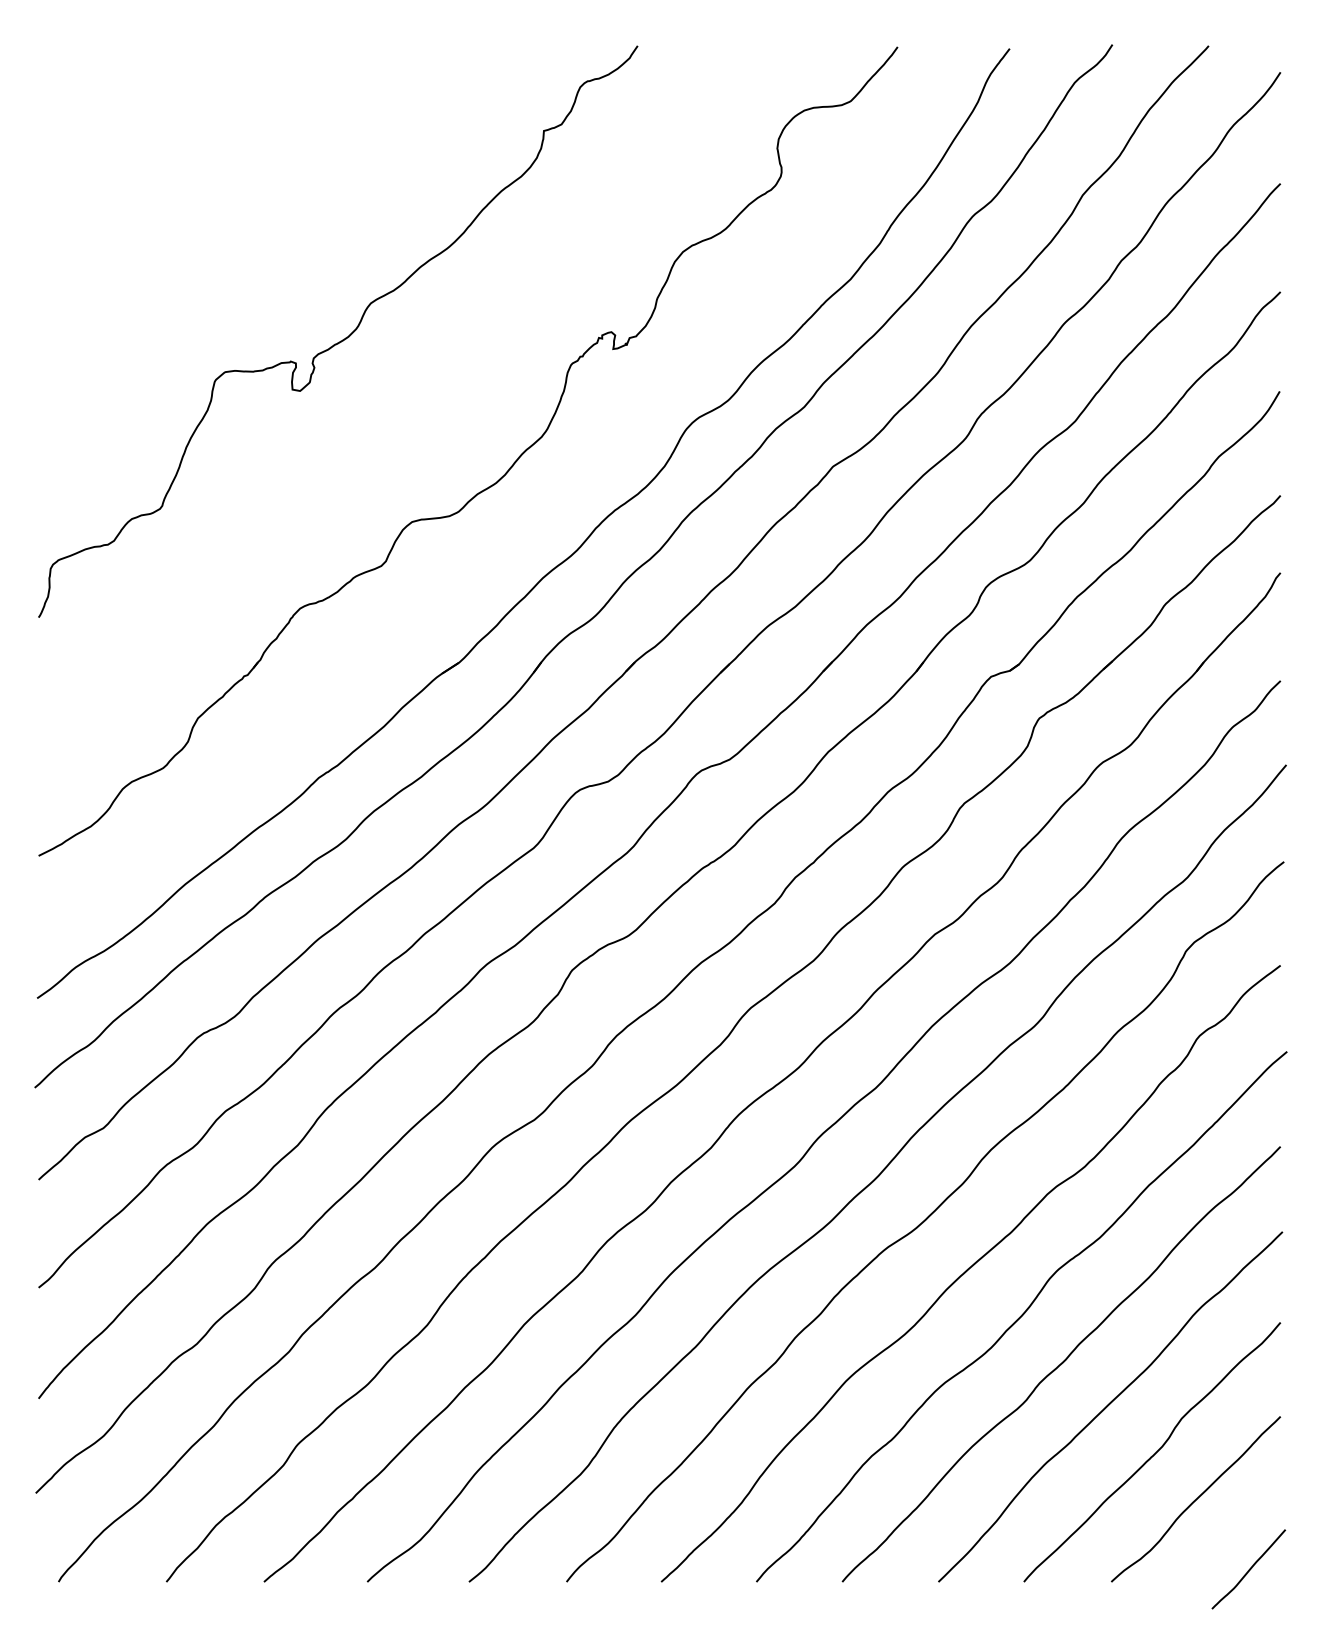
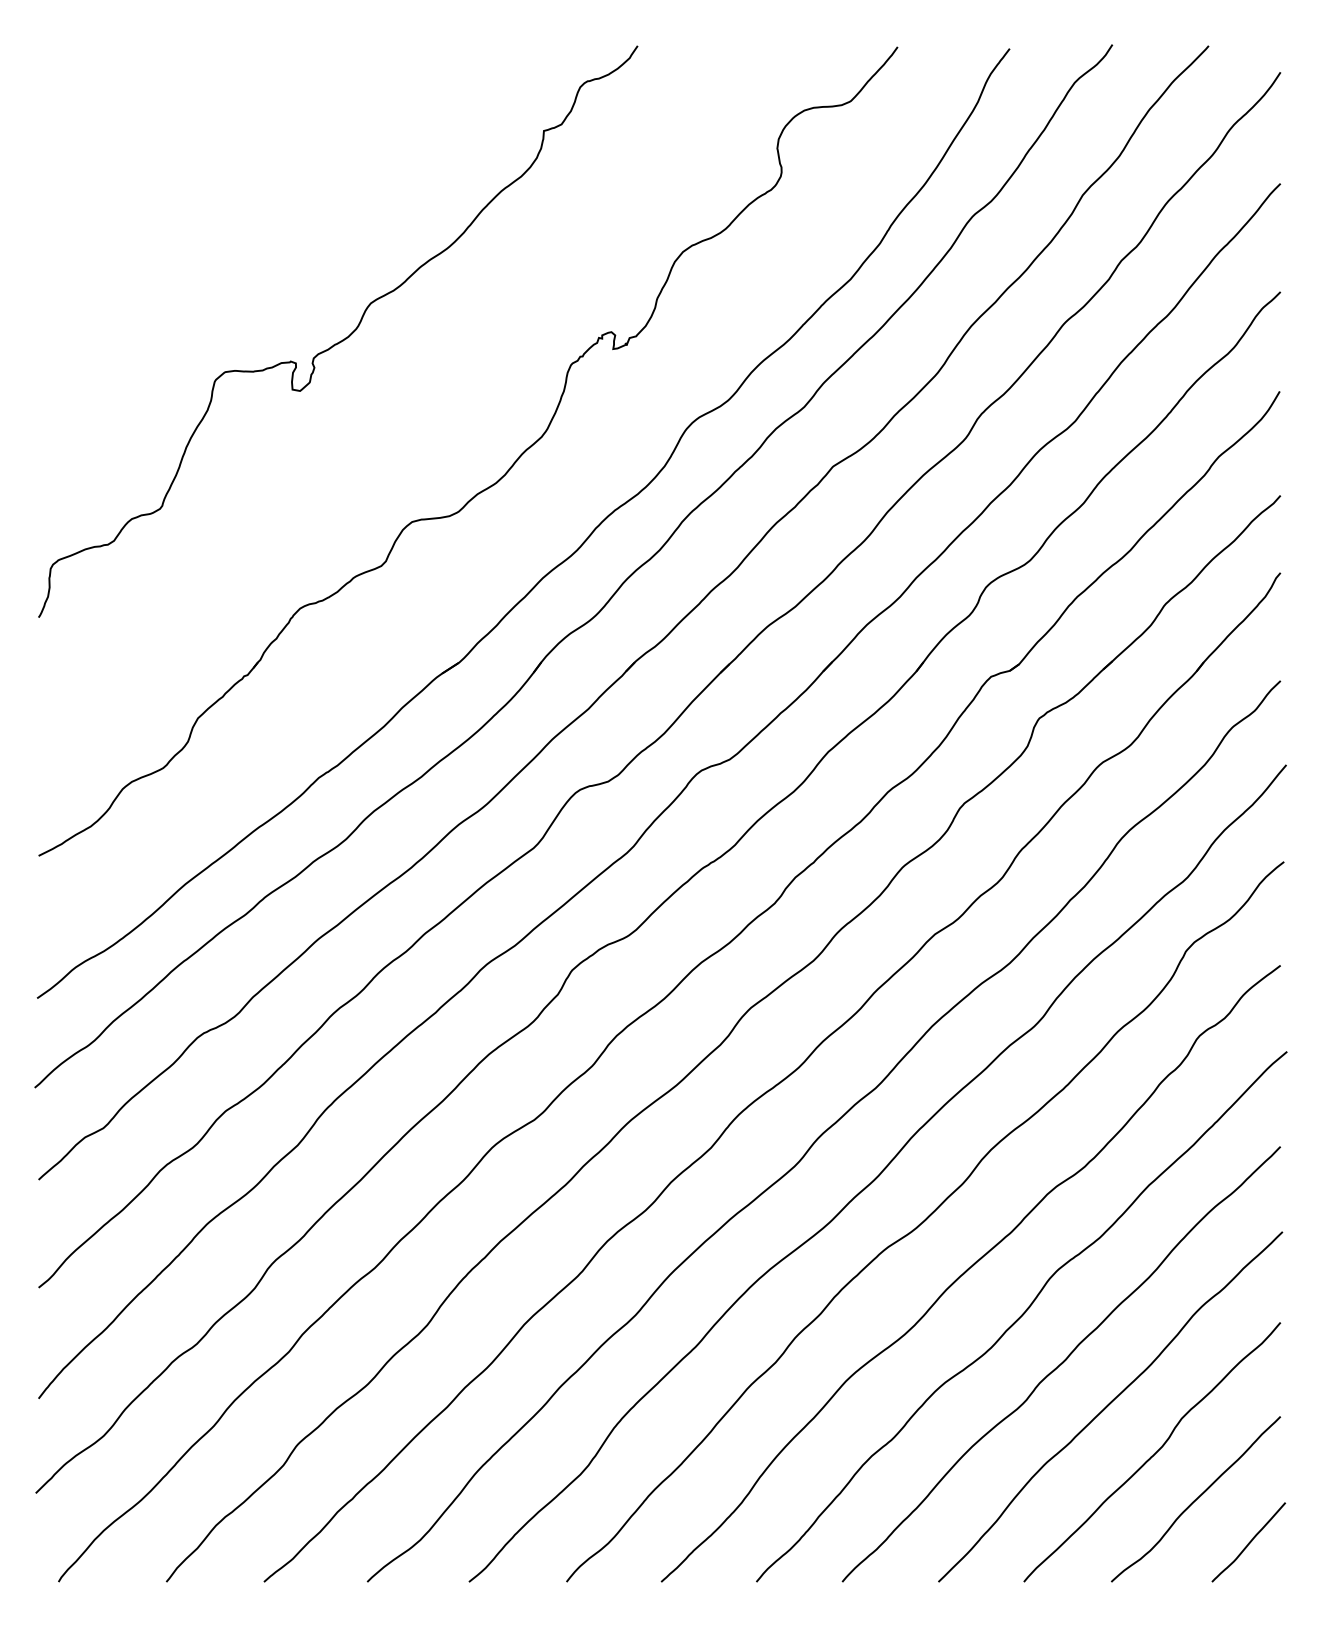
curve position: (1248, 1569) -> (1248, 1542) (1248, 1542)
